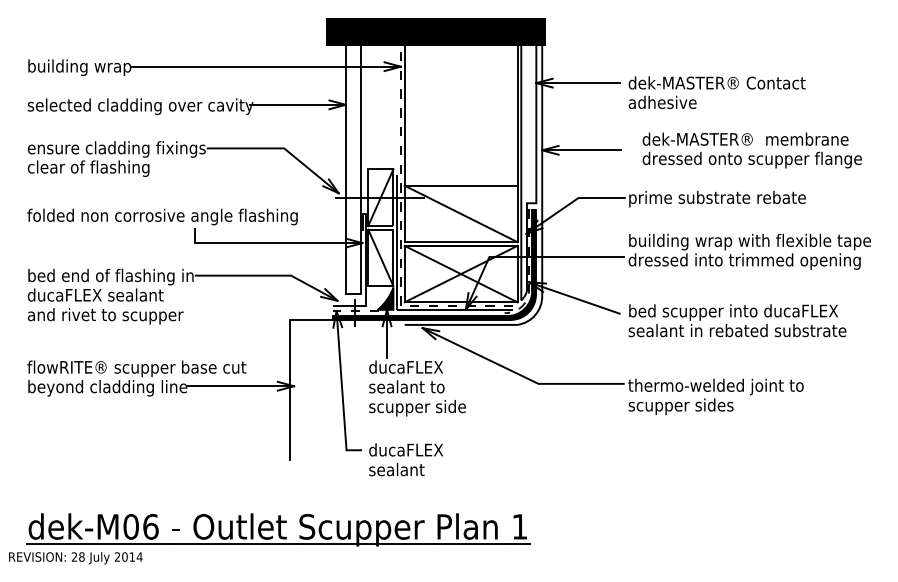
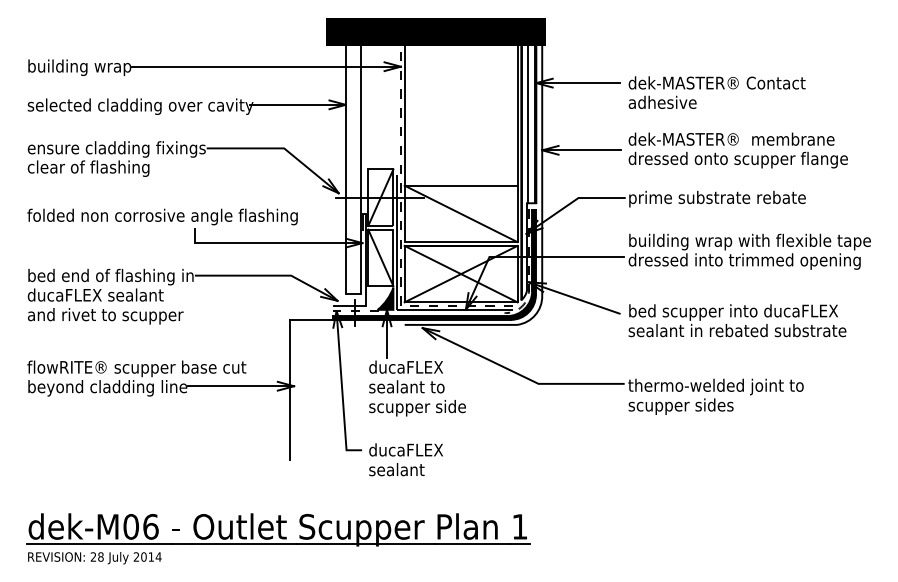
text position: (751, 150) -> (737, 150) (737, 150)
hatch: none -> present (528, 167)
text position: (75, 558) -> (94, 558) (94, 558)
